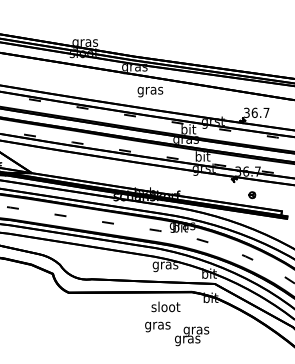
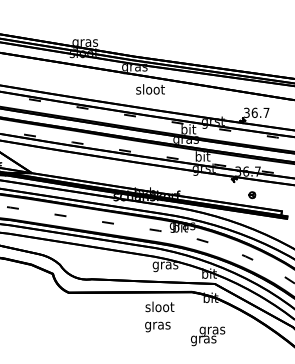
text: gras -> sloot (150, 90)
text position: (165, 306) -> (159, 306) (159, 306)
text position: (192, 336) -> (208, 336) (208, 336)
